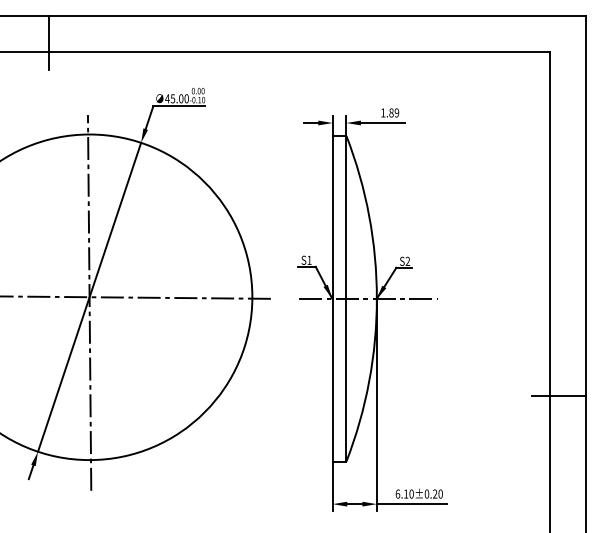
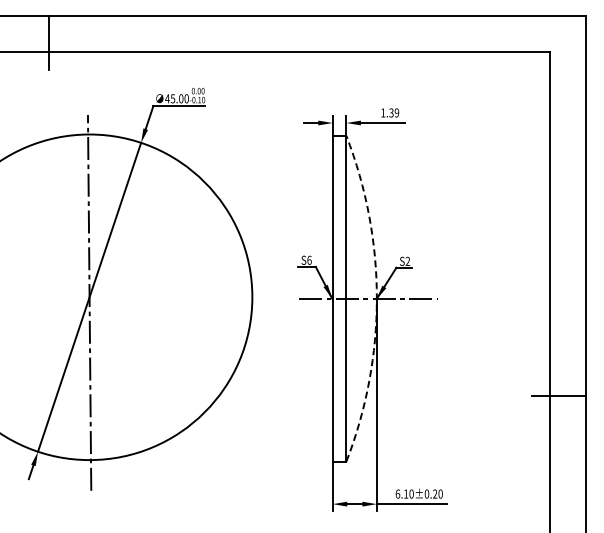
text: 1.89 -> 1.39 (391, 112)
text: S1 -> S6 (309, 259)
line: present -> none (136, 297)
arc: solid -> dashed (376, 298)
